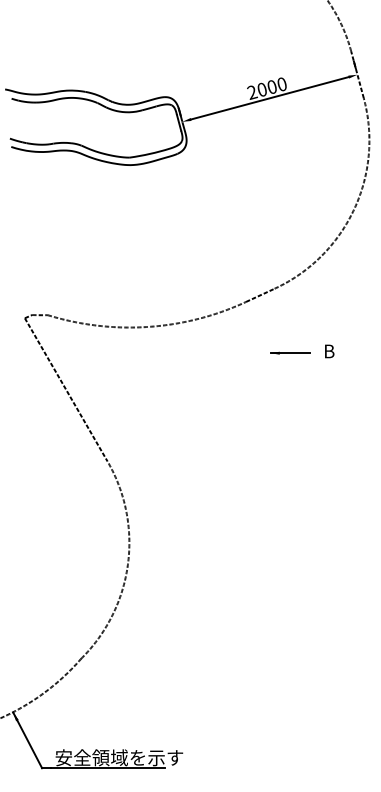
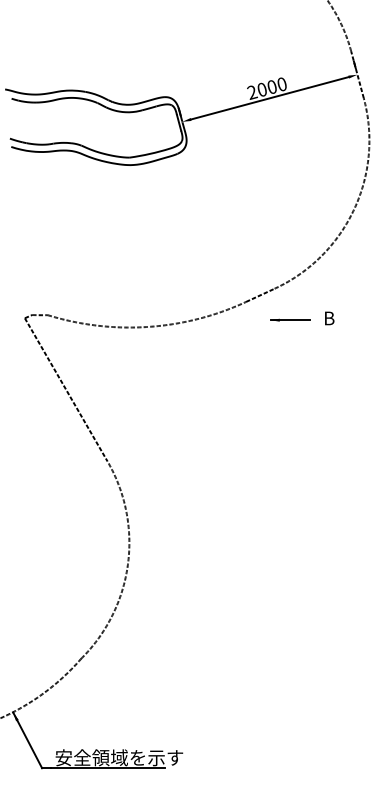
part position: (302, 351) -> (302, 318) (302, 318)
